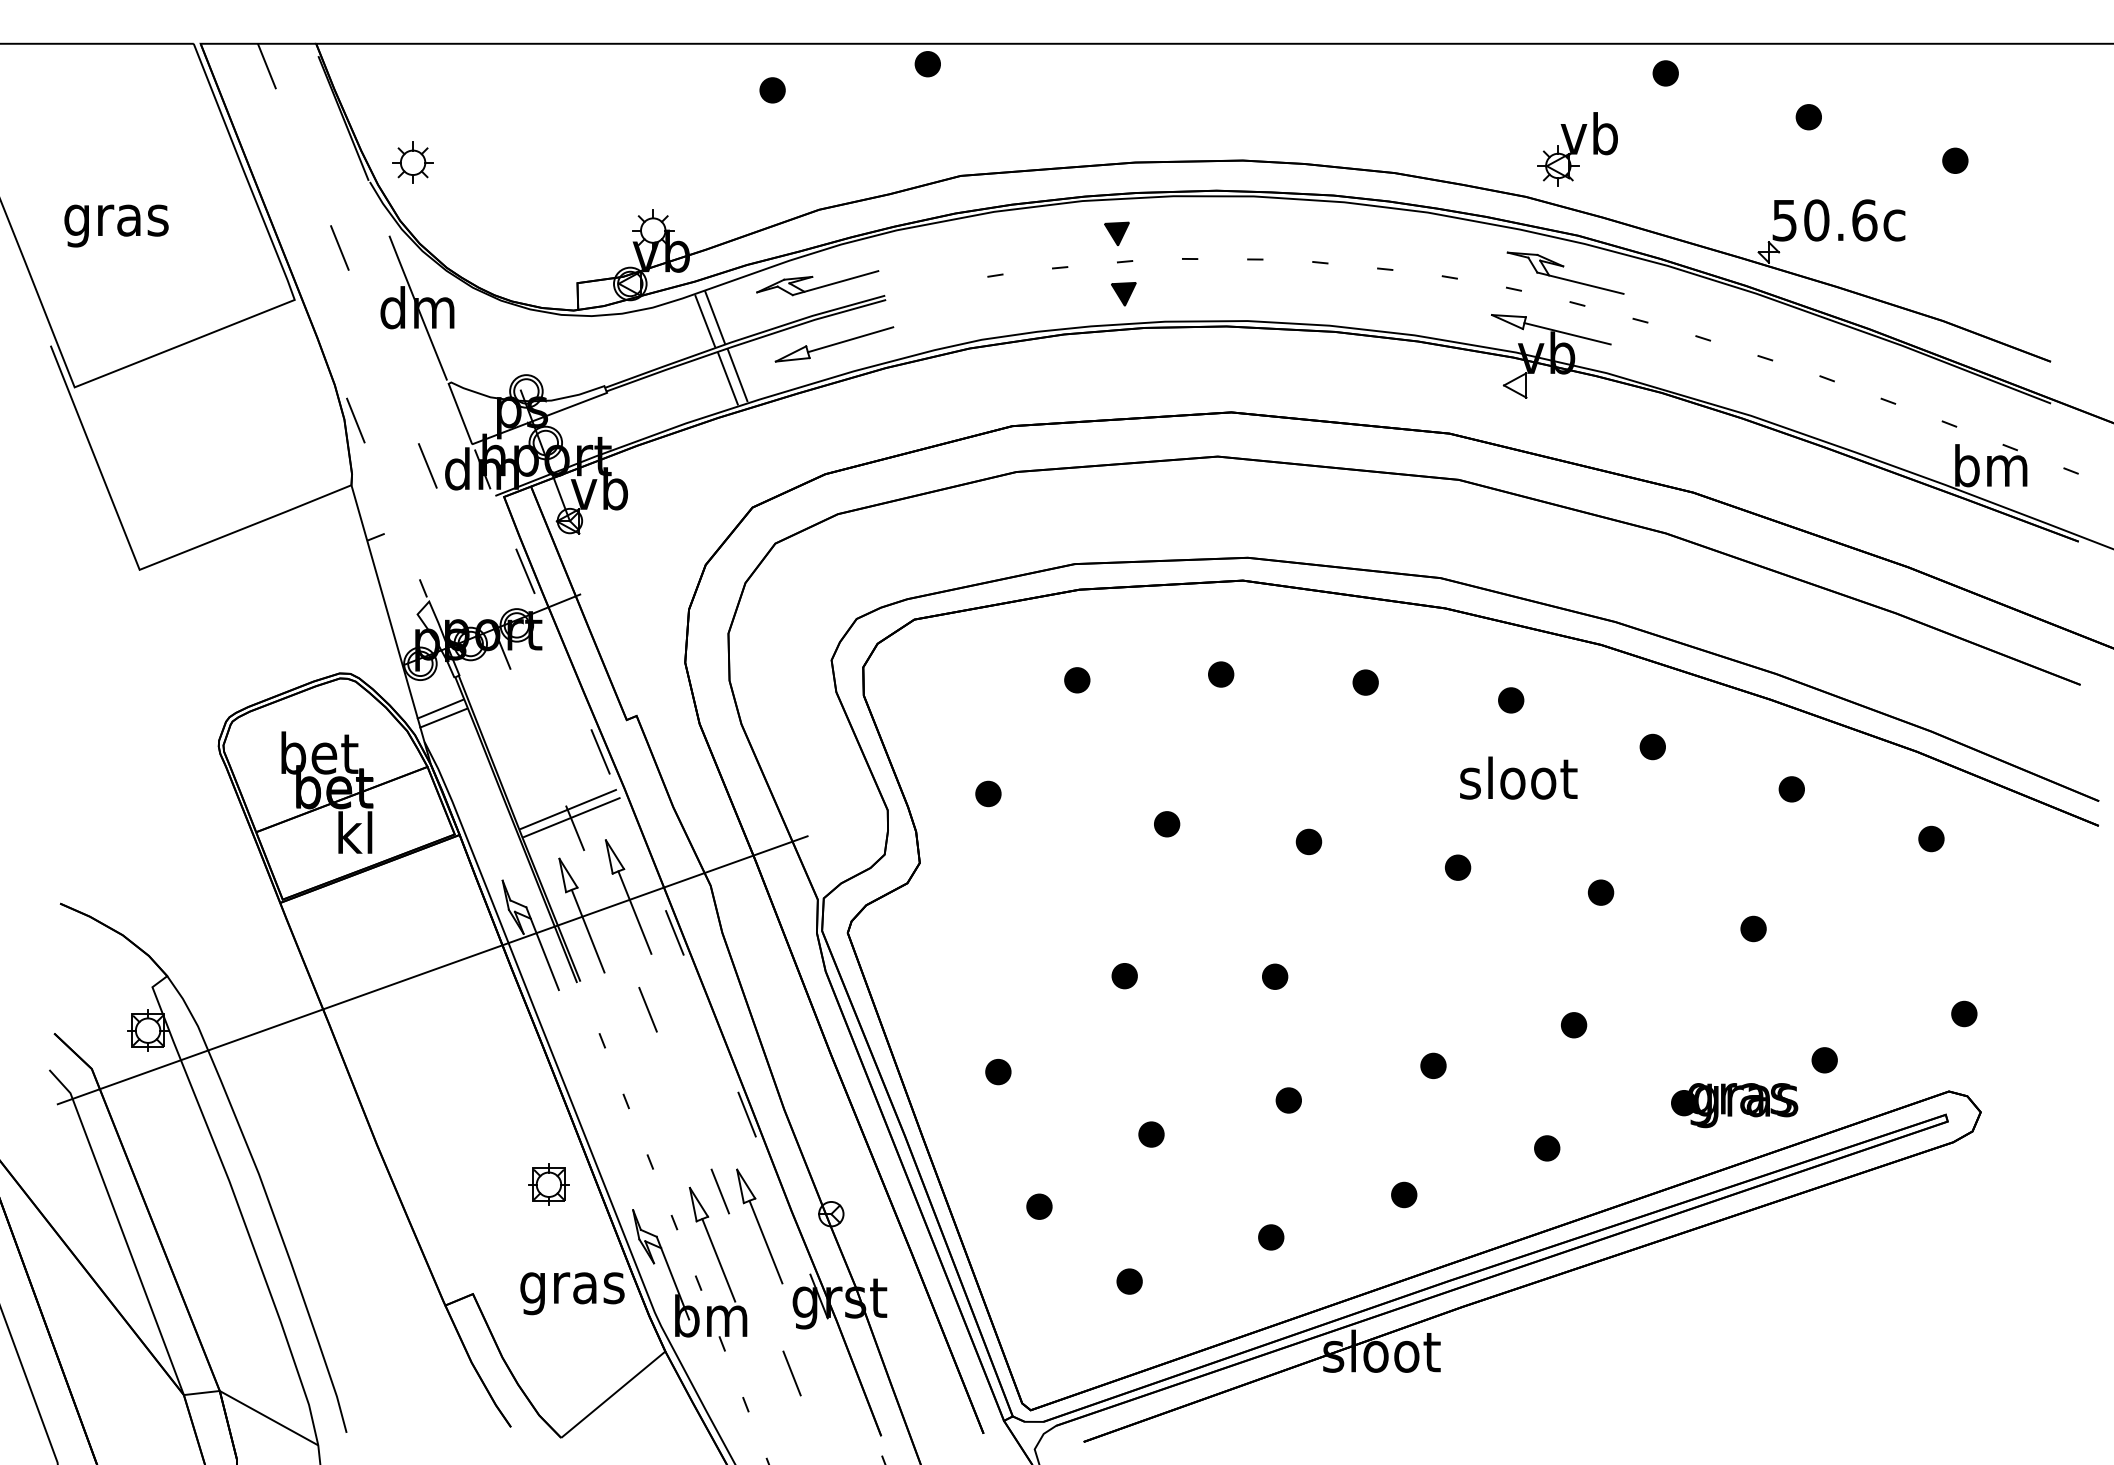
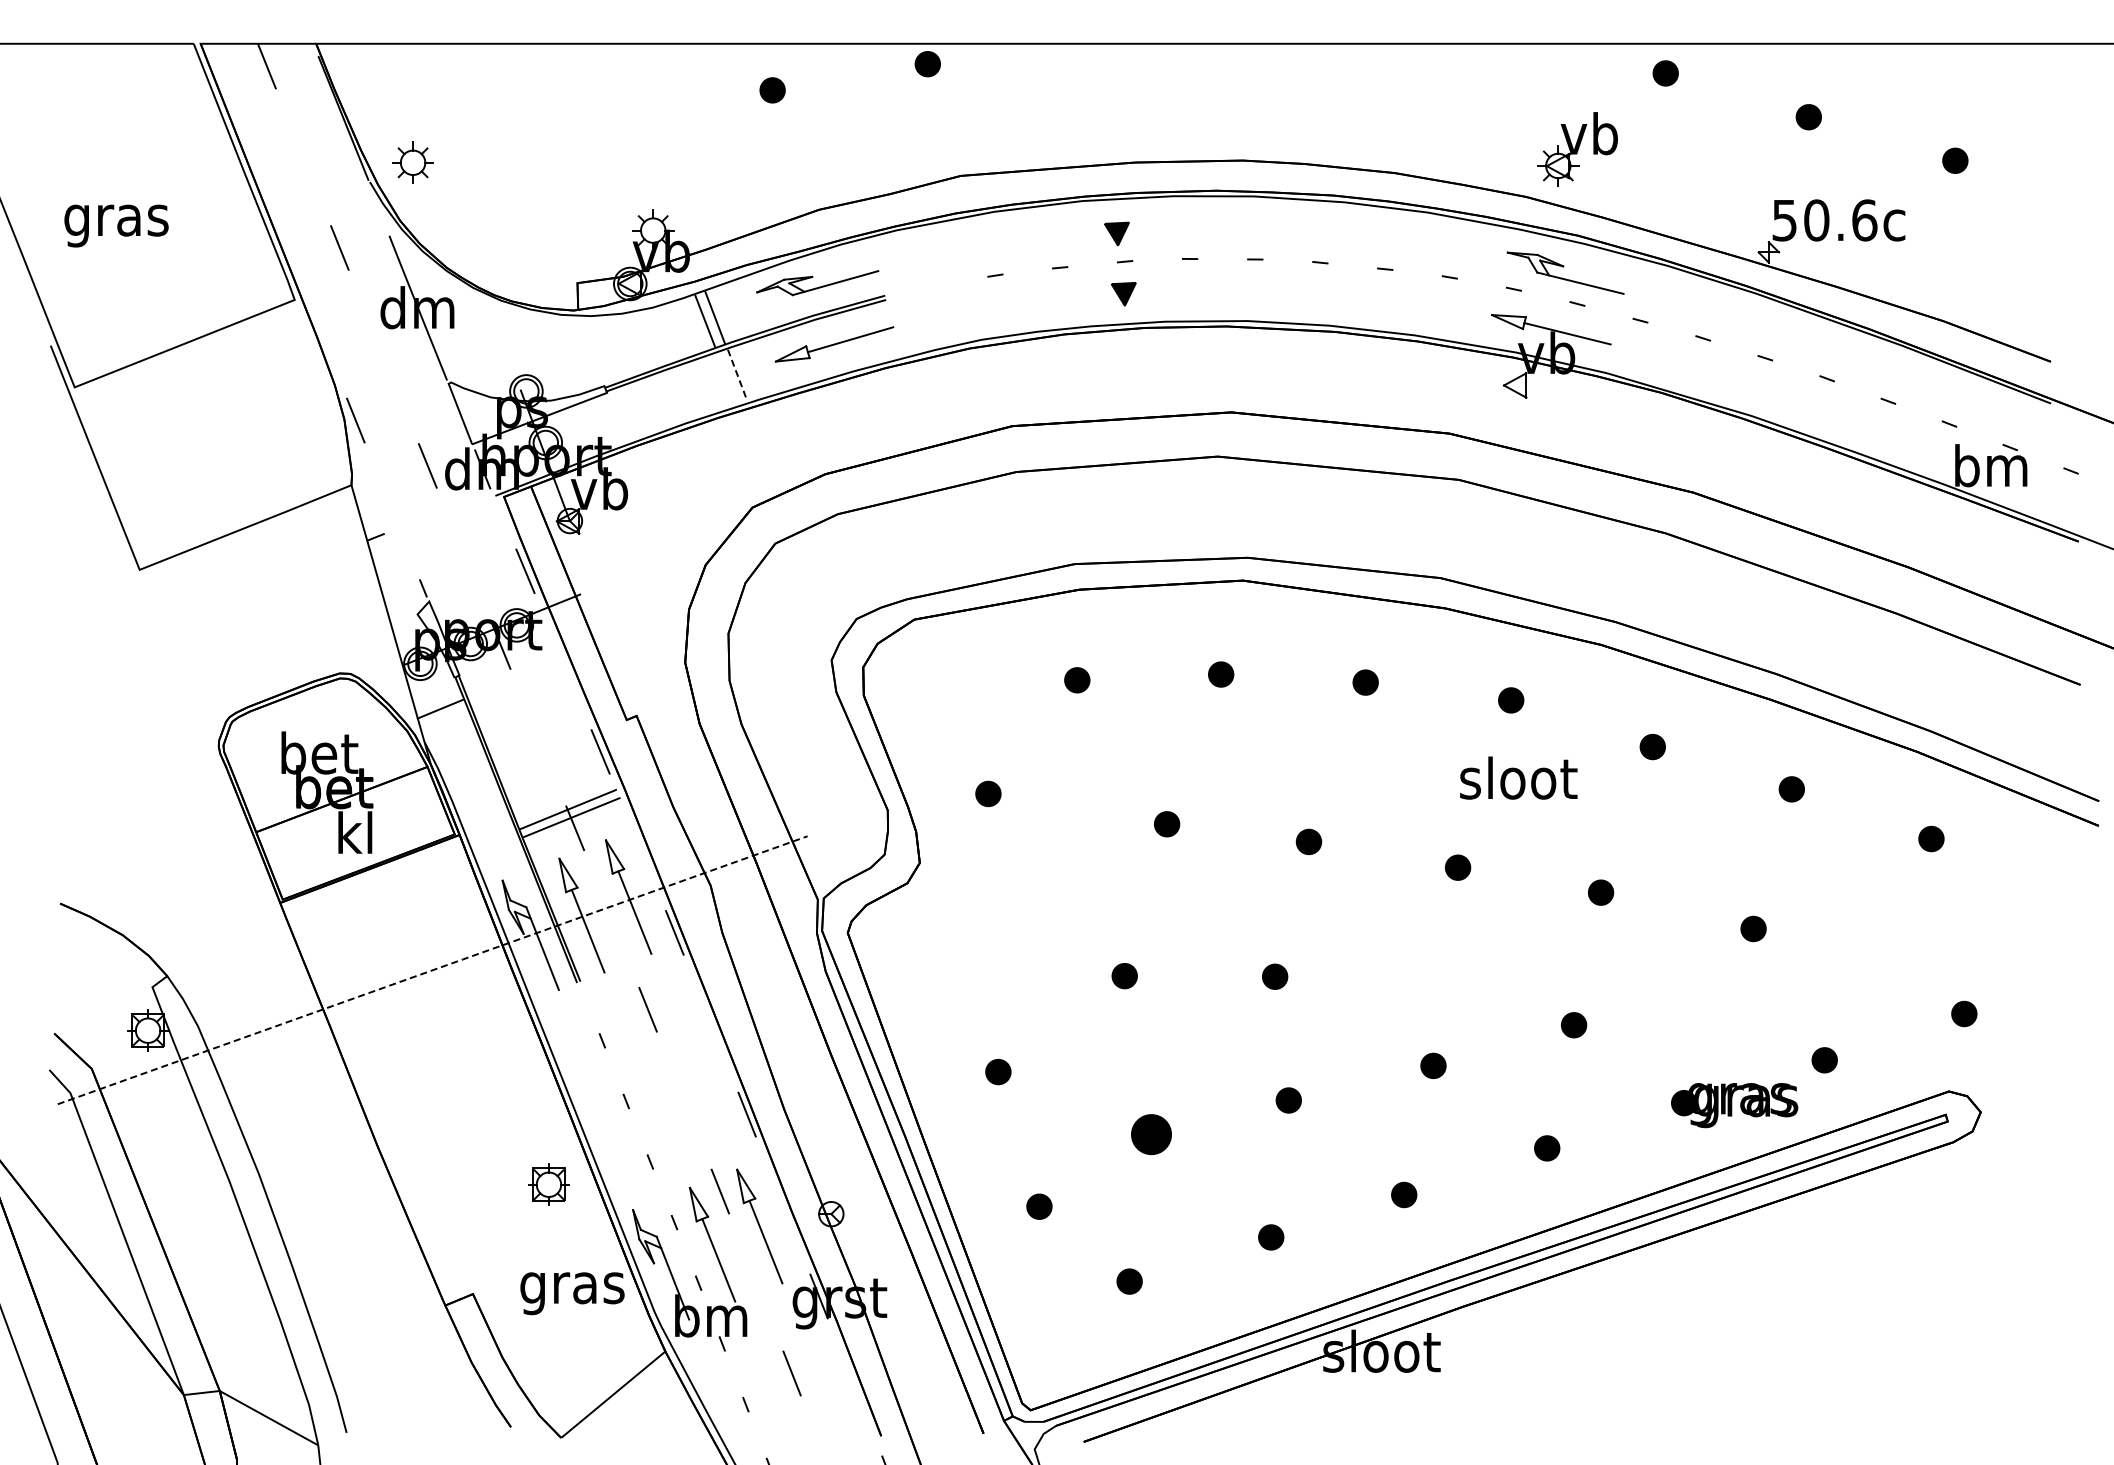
line: solid -> dashed (737, 375)
line: present -> none (727, 378)
line: present -> none (443, 717)
line: solid -> dashed (433, 970)
part size: 27x27 px -> 41x42 px (1151, 1134)
